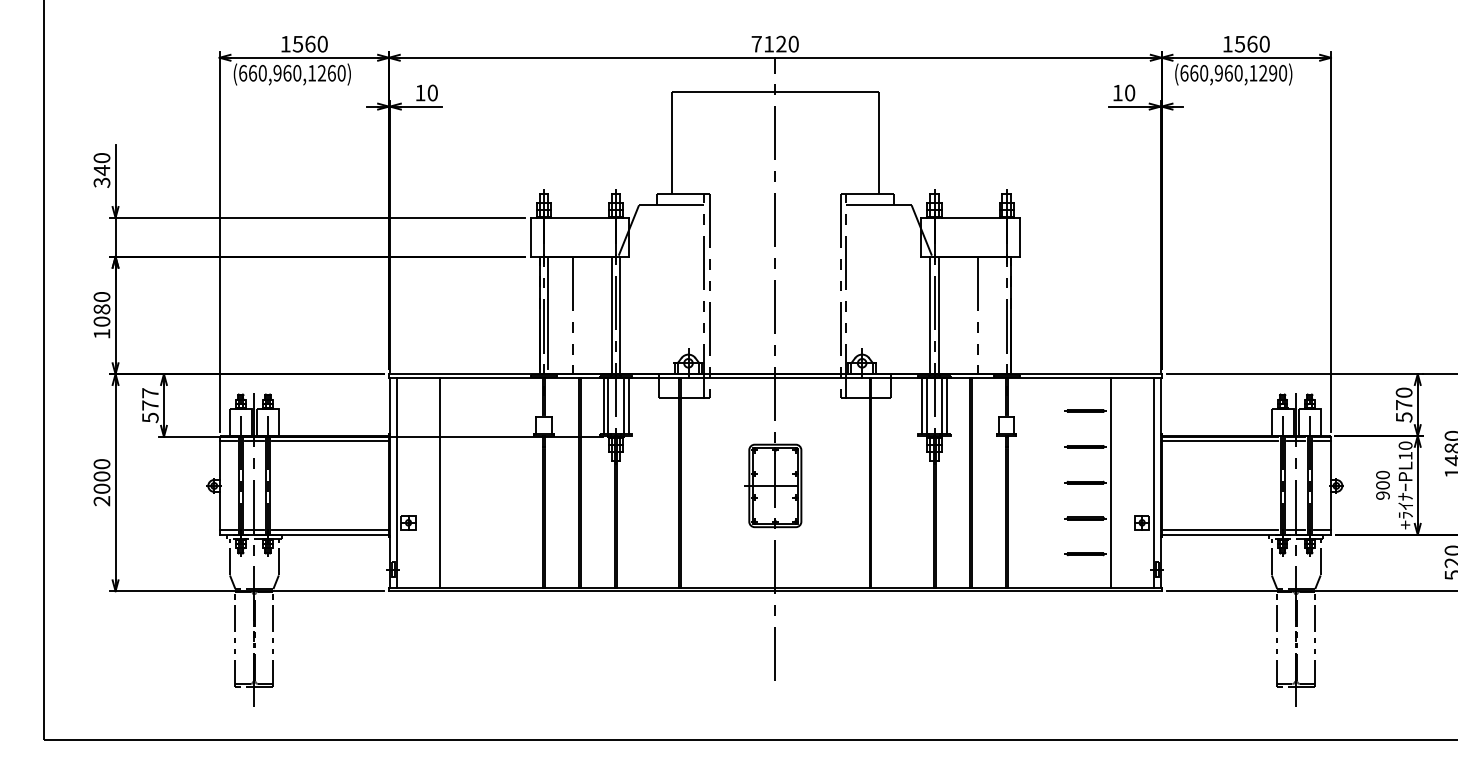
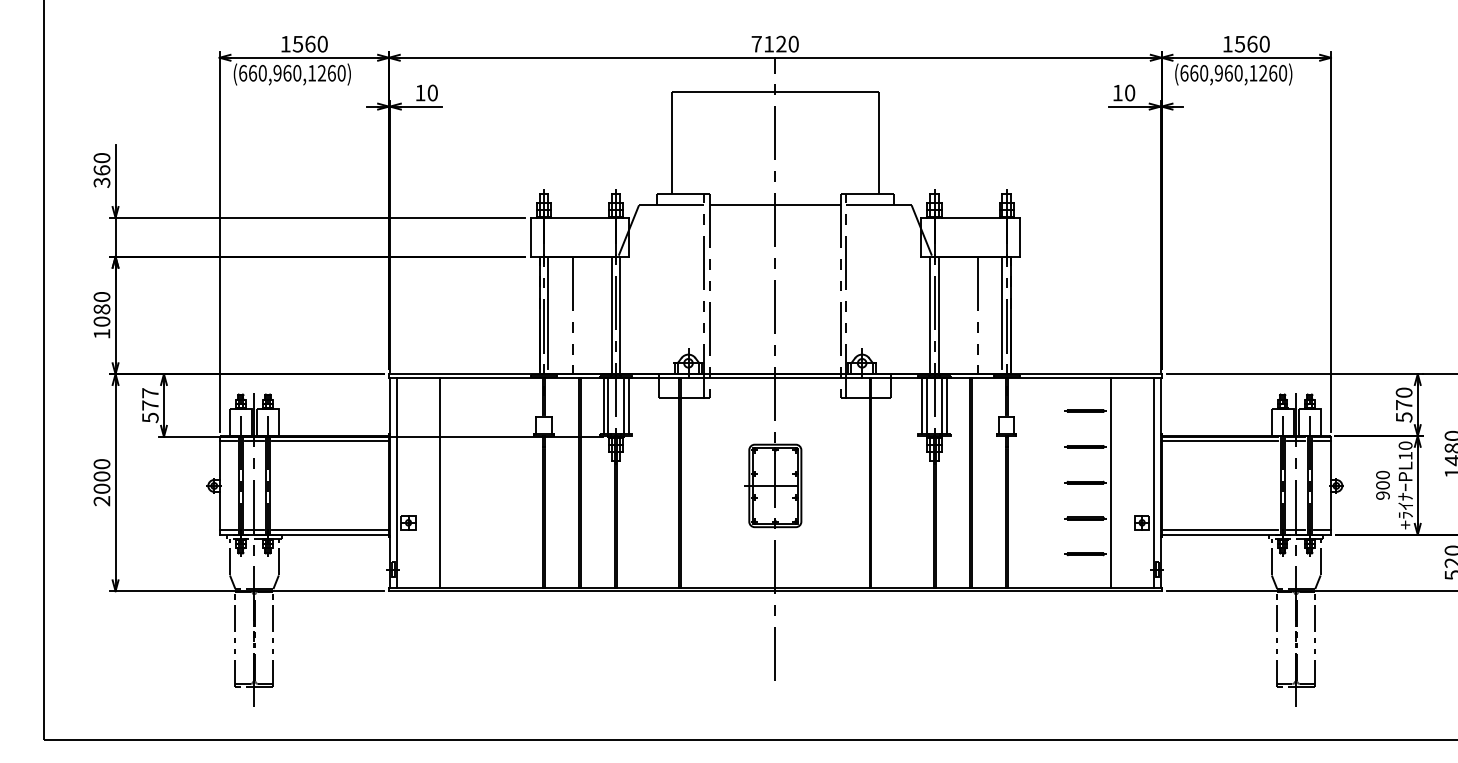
text: (660,960,1290) -> (660,960,1260) (1273, 73)
text: 340 -> 360 (101, 170)
line: none -> present (774, 205)
line: none -> present (1002, 312)
